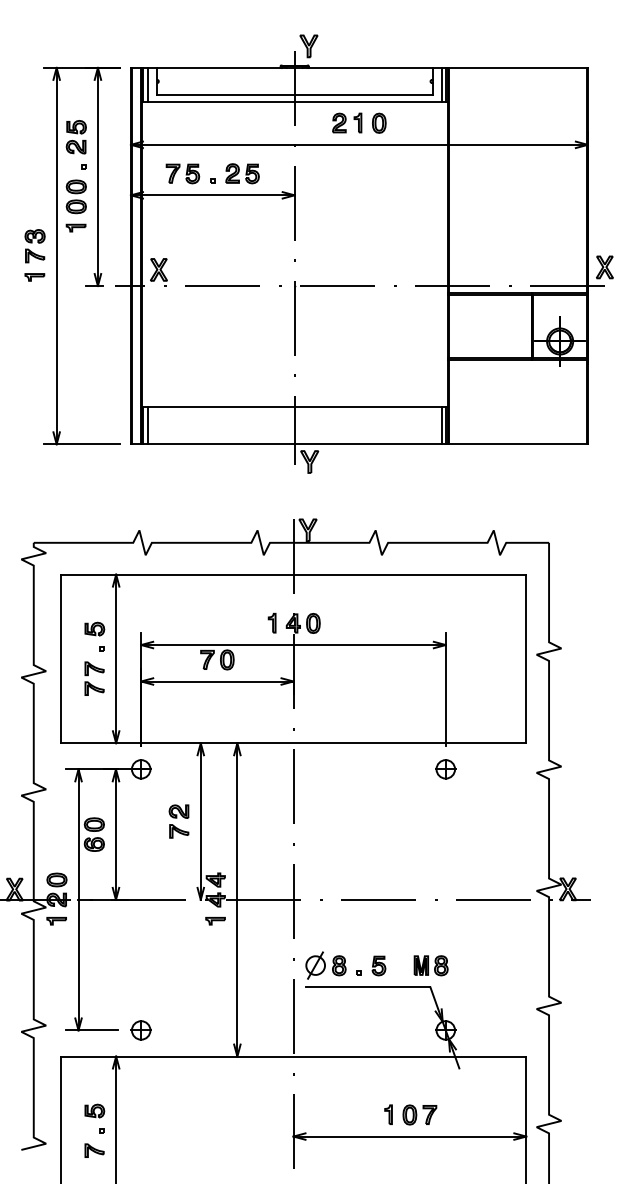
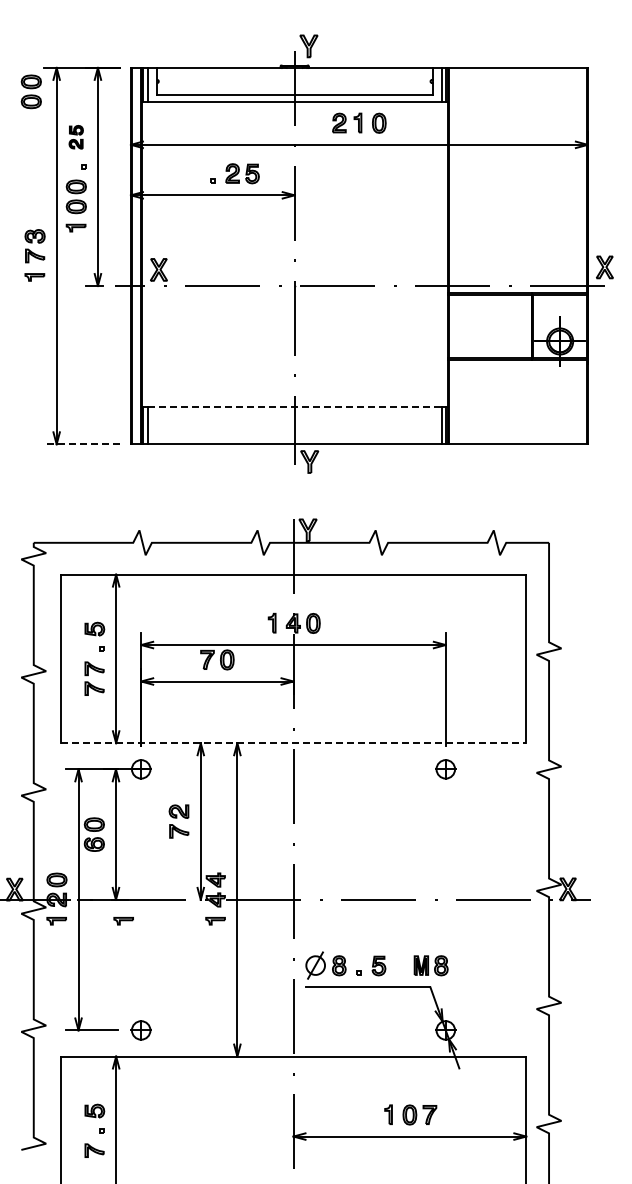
part: none -> present (30, 91)
part size: 22x35 px -> 16x25 px (75, 137)
part: present -> none (182, 173)
line: solid -> dashed (294, 407)
line: solid -> dashed (81, 444)
line: solid -> dashed (293, 743)
part: none -> present (123, 921)
